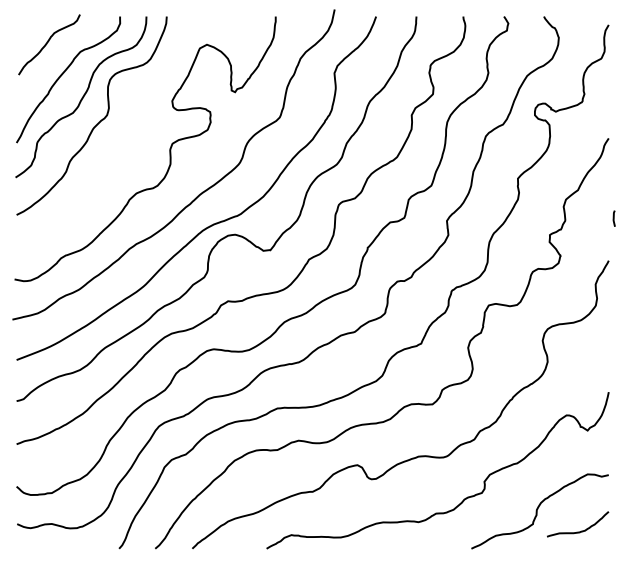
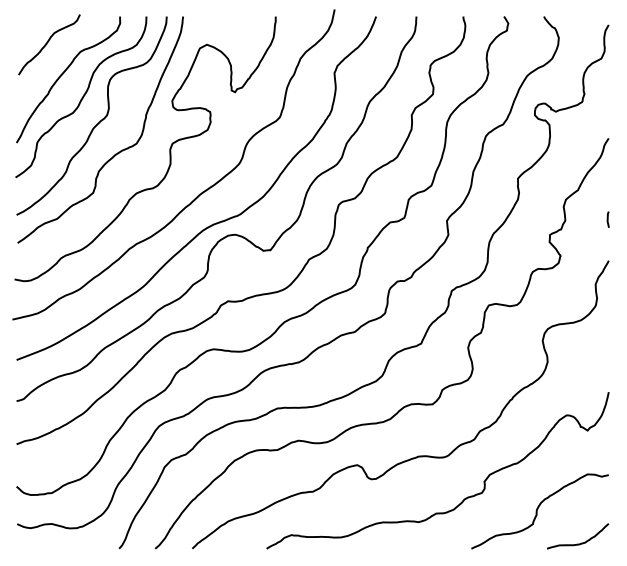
curve: none -> present (115, 153)
line position: (613, 218) -> (607, 219) (607, 219)
curve position: (581, 530) -> (581, 542) (581, 542)
